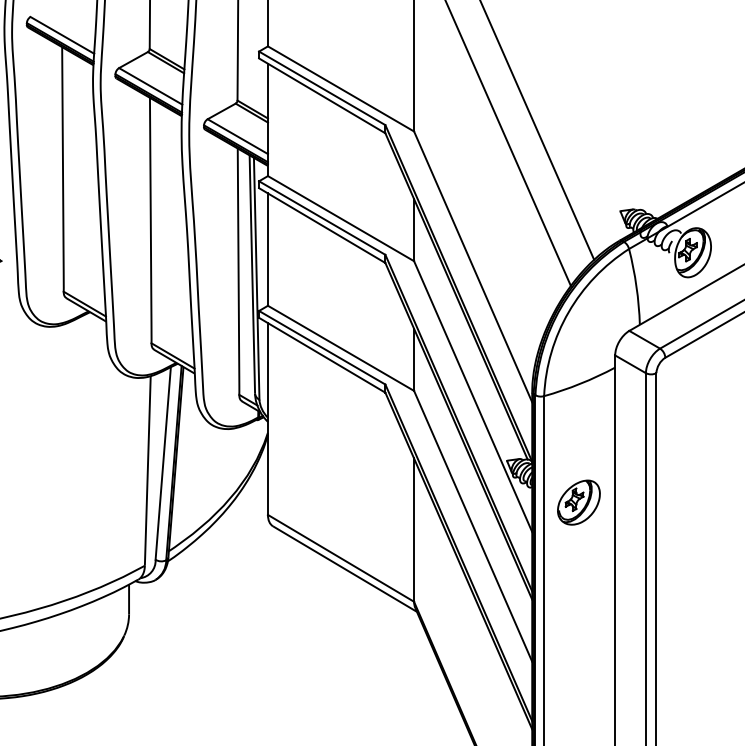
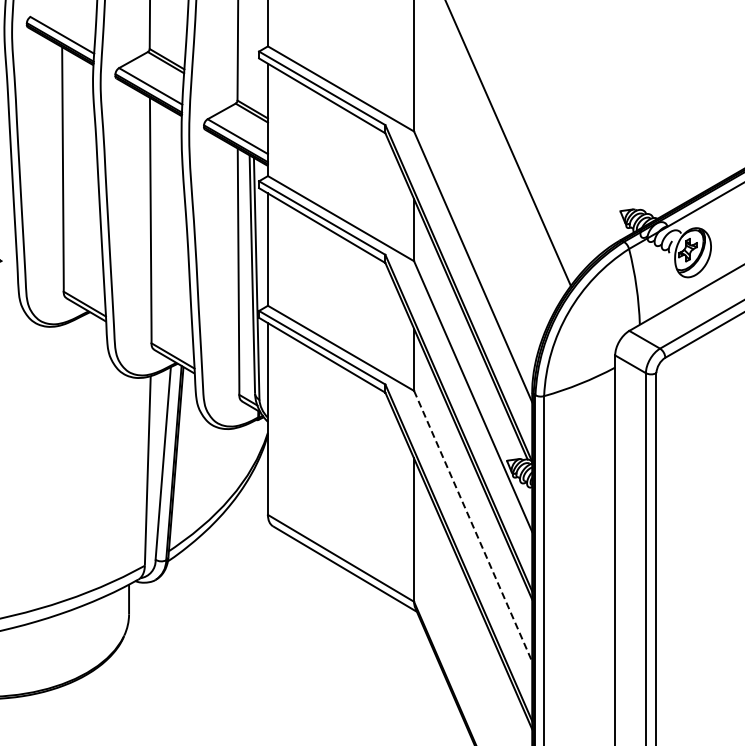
line: present -> none (537, 130)
part: present -> none (578, 502)
line: solid -> dashed (473, 526)
